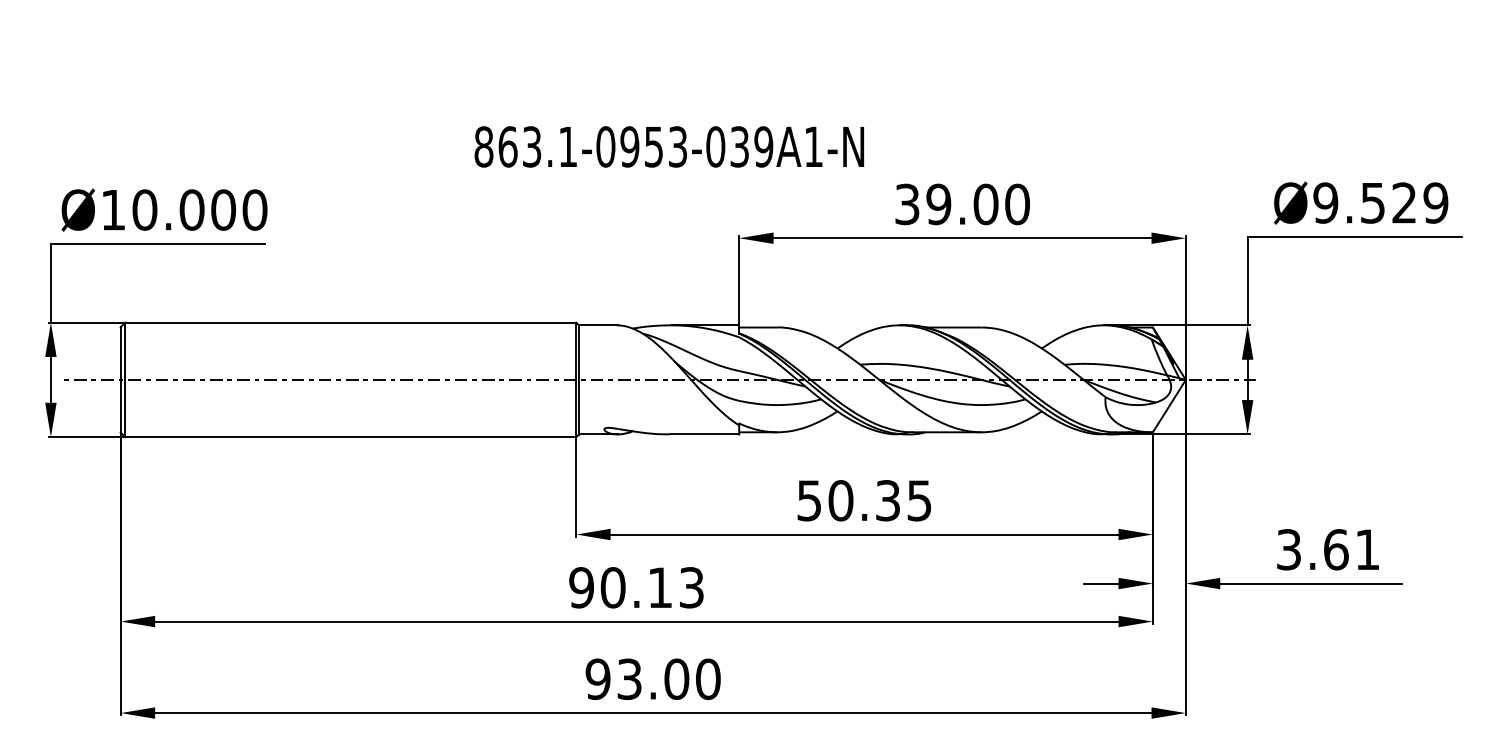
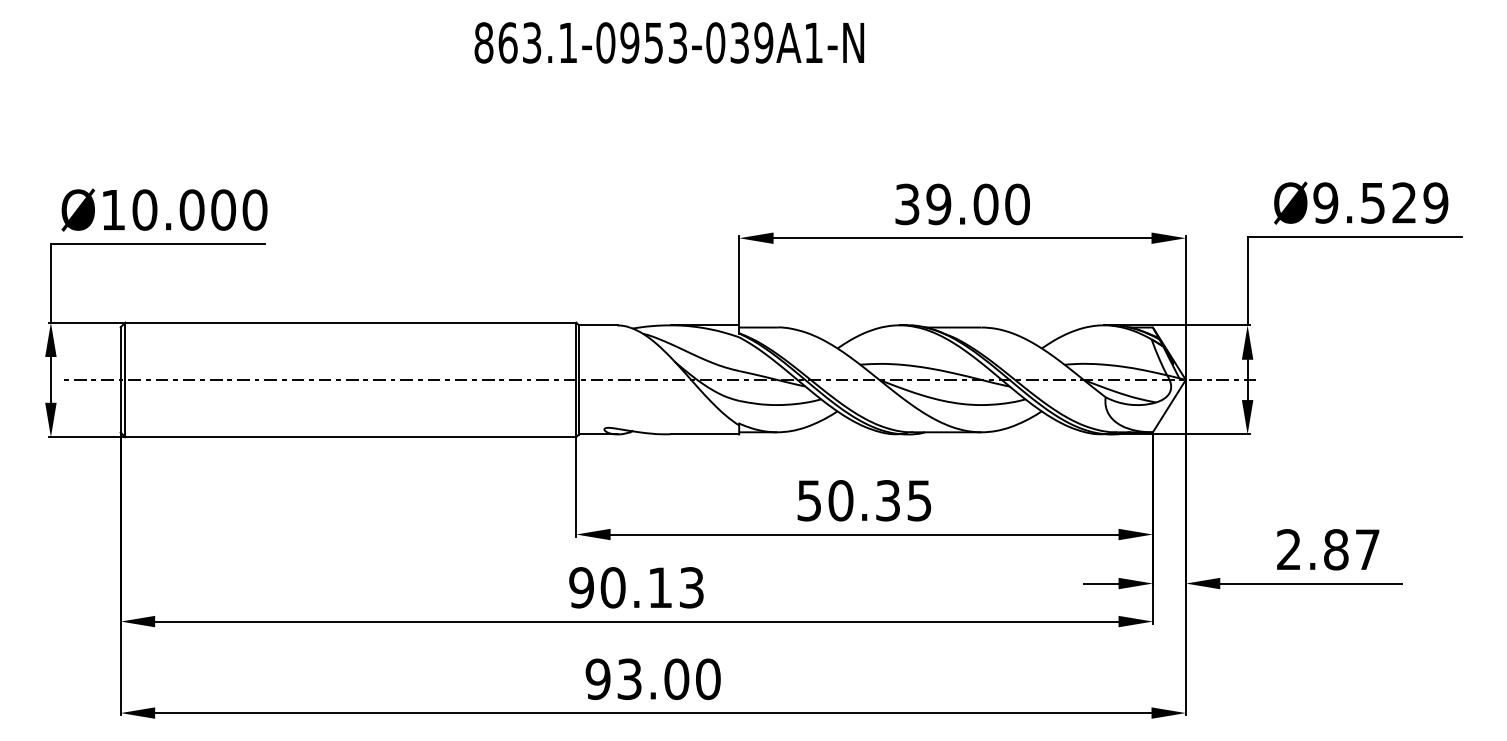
text position: (669, 146) -> (669, 42) (669, 42)
text: 3.61 -> 2.87 (1328, 549)
